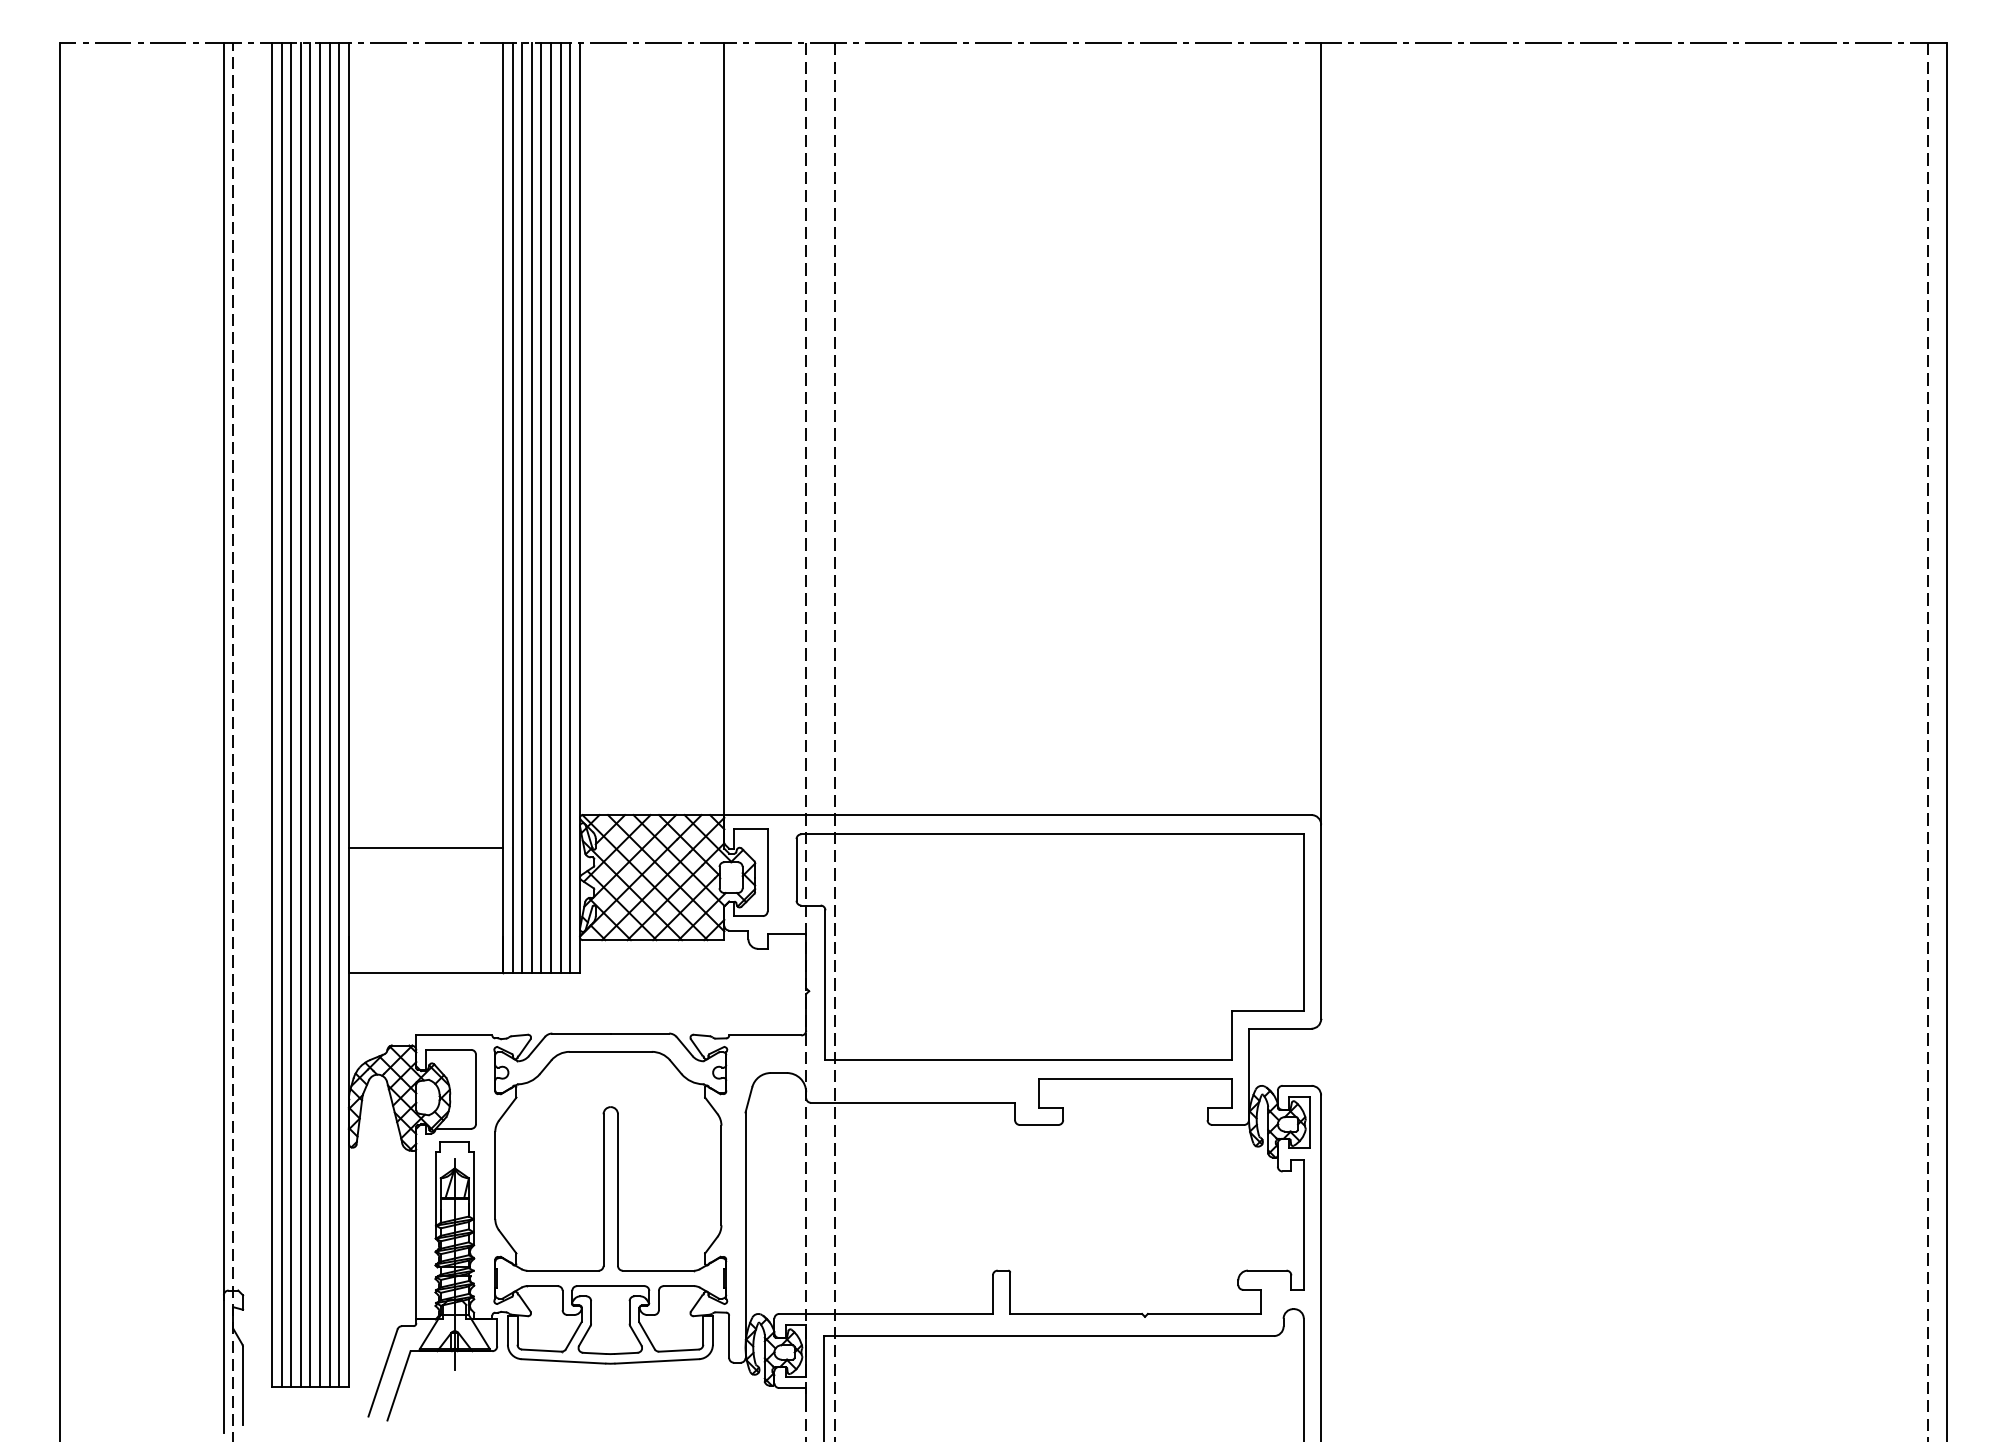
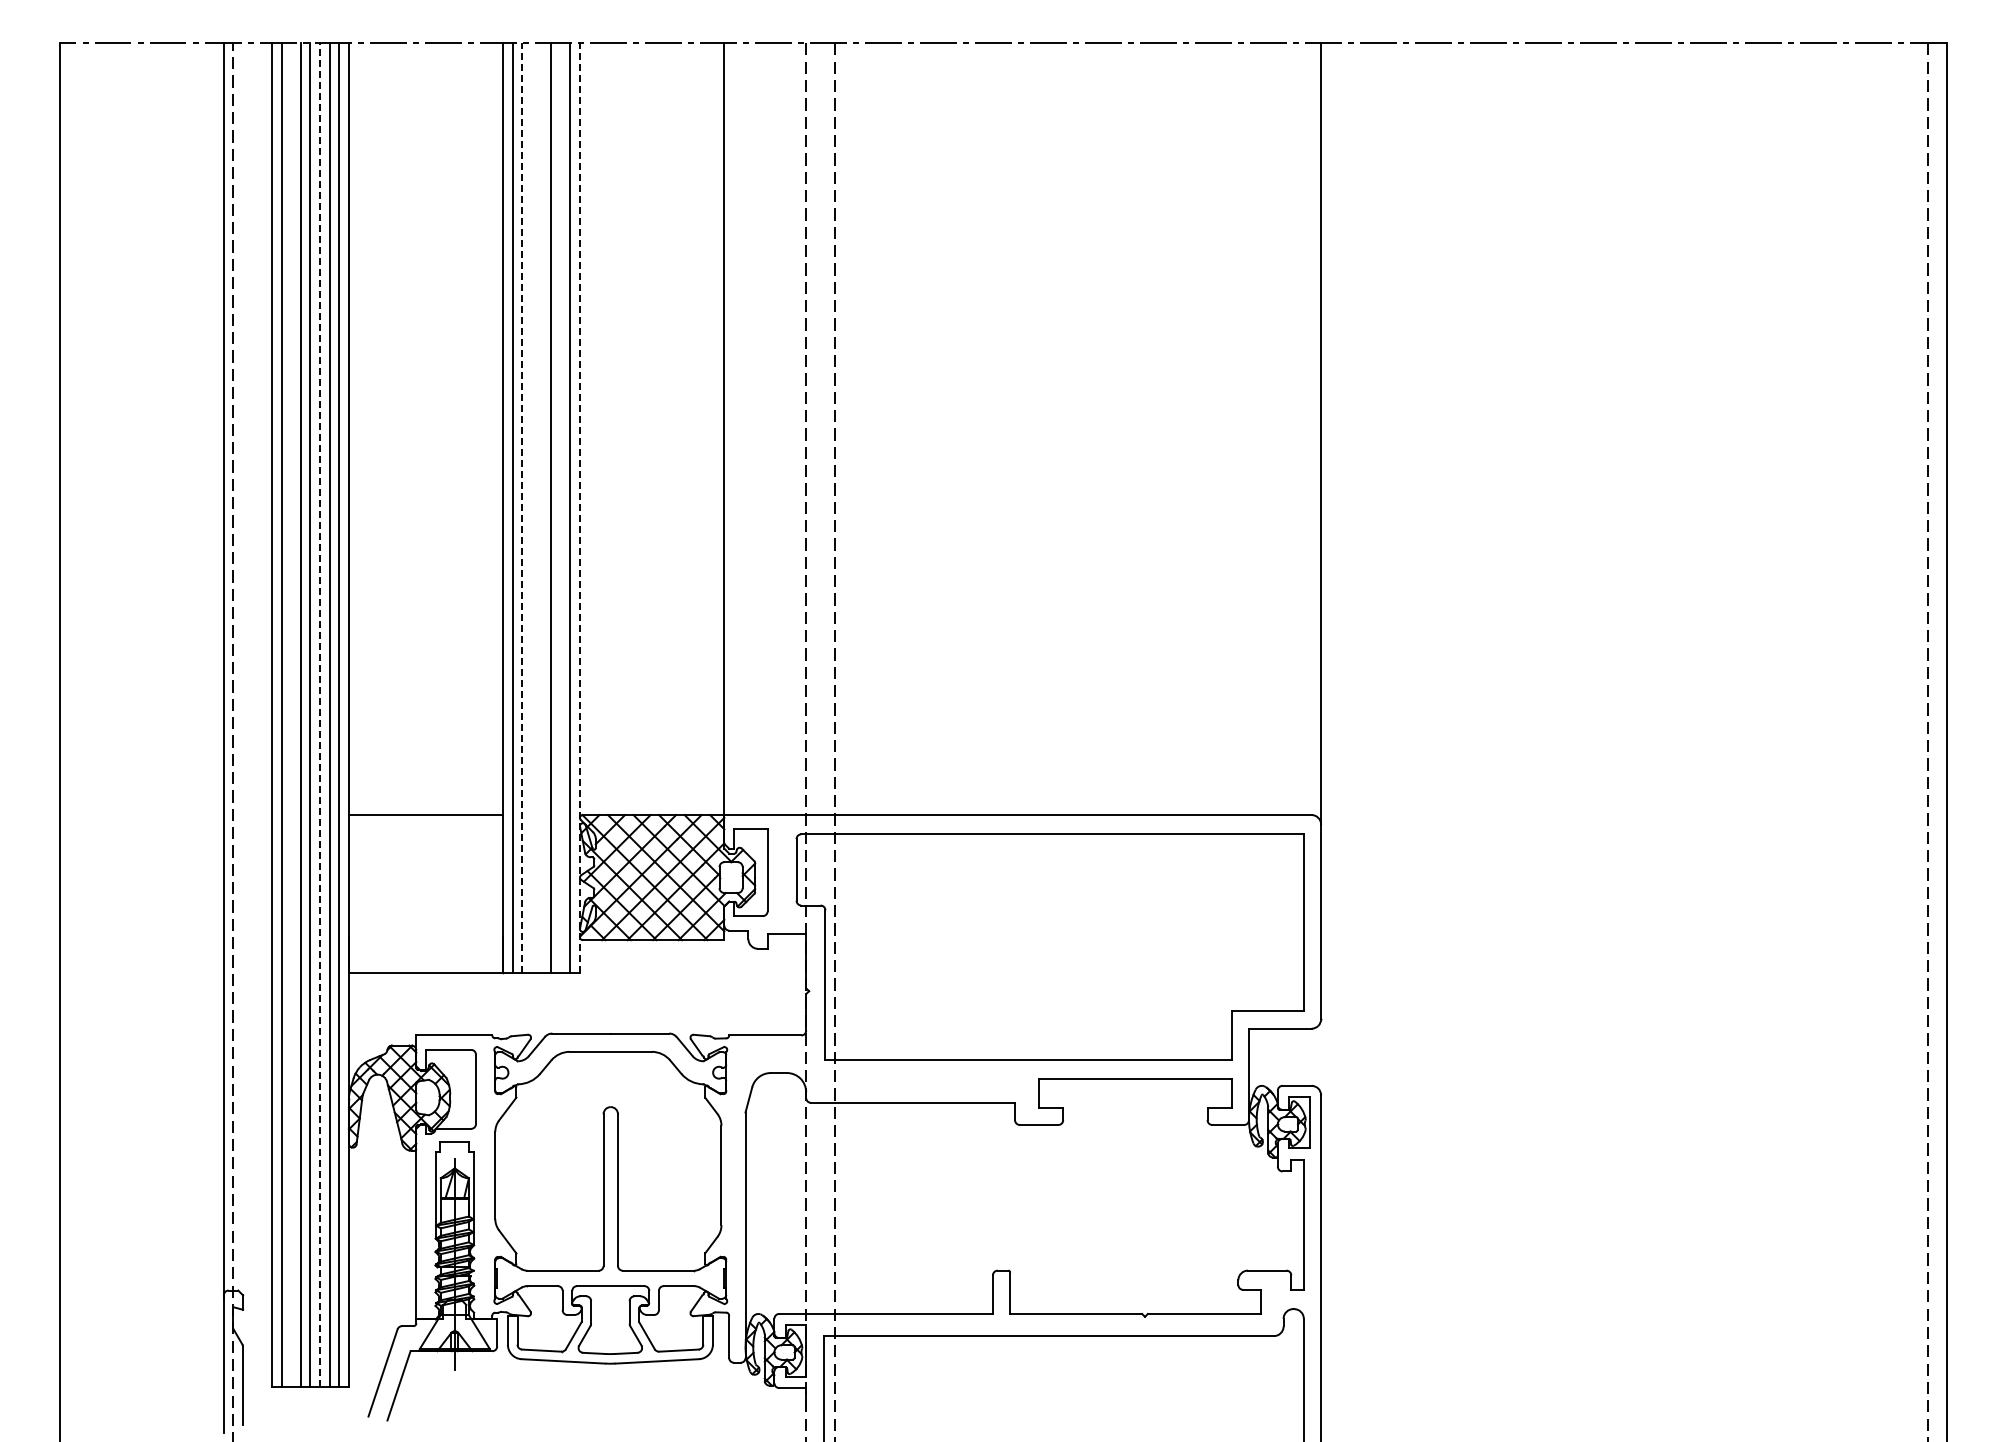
line: present -> none (531, 507)
line: present -> none (541, 507)
line: present -> none (560, 507)
line: solid -> dashed (522, 508)
line: solid -> dashed (579, 508)
line: present -> none (291, 714)
line: solid -> dashed (320, 714)
line position: (425, 847) -> (425, 814) (425, 814)
